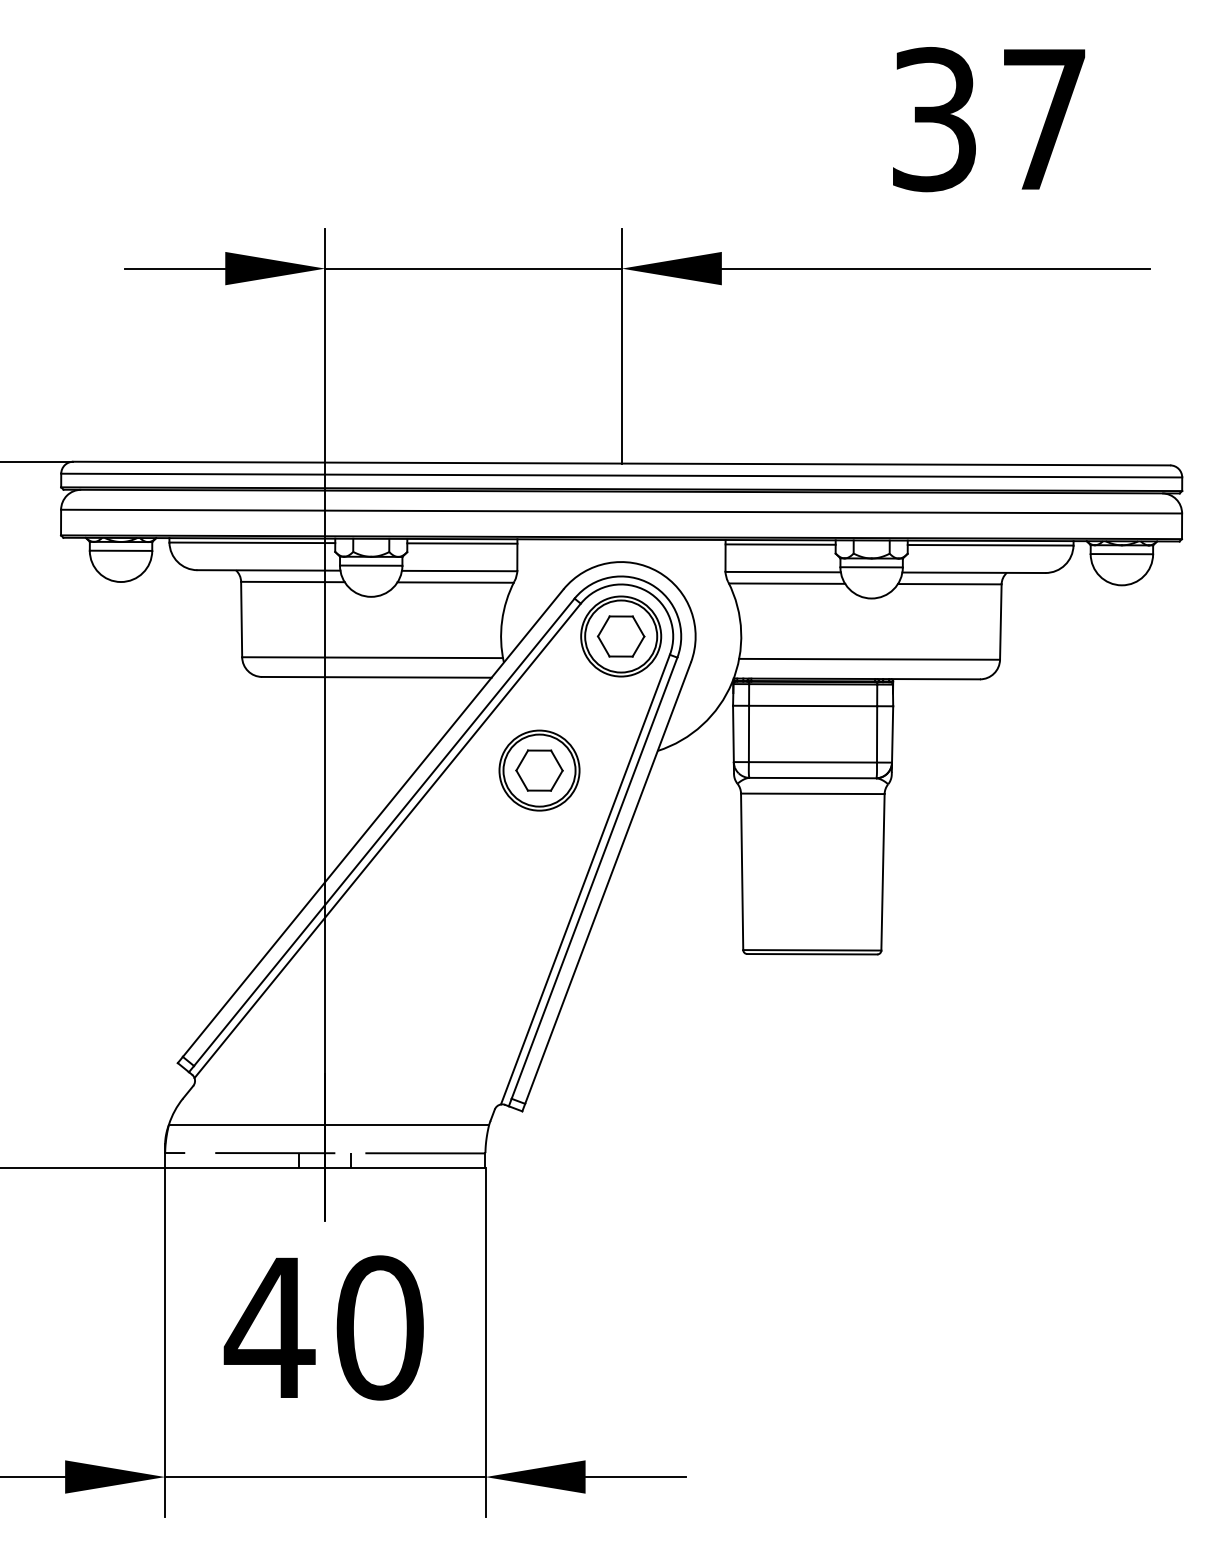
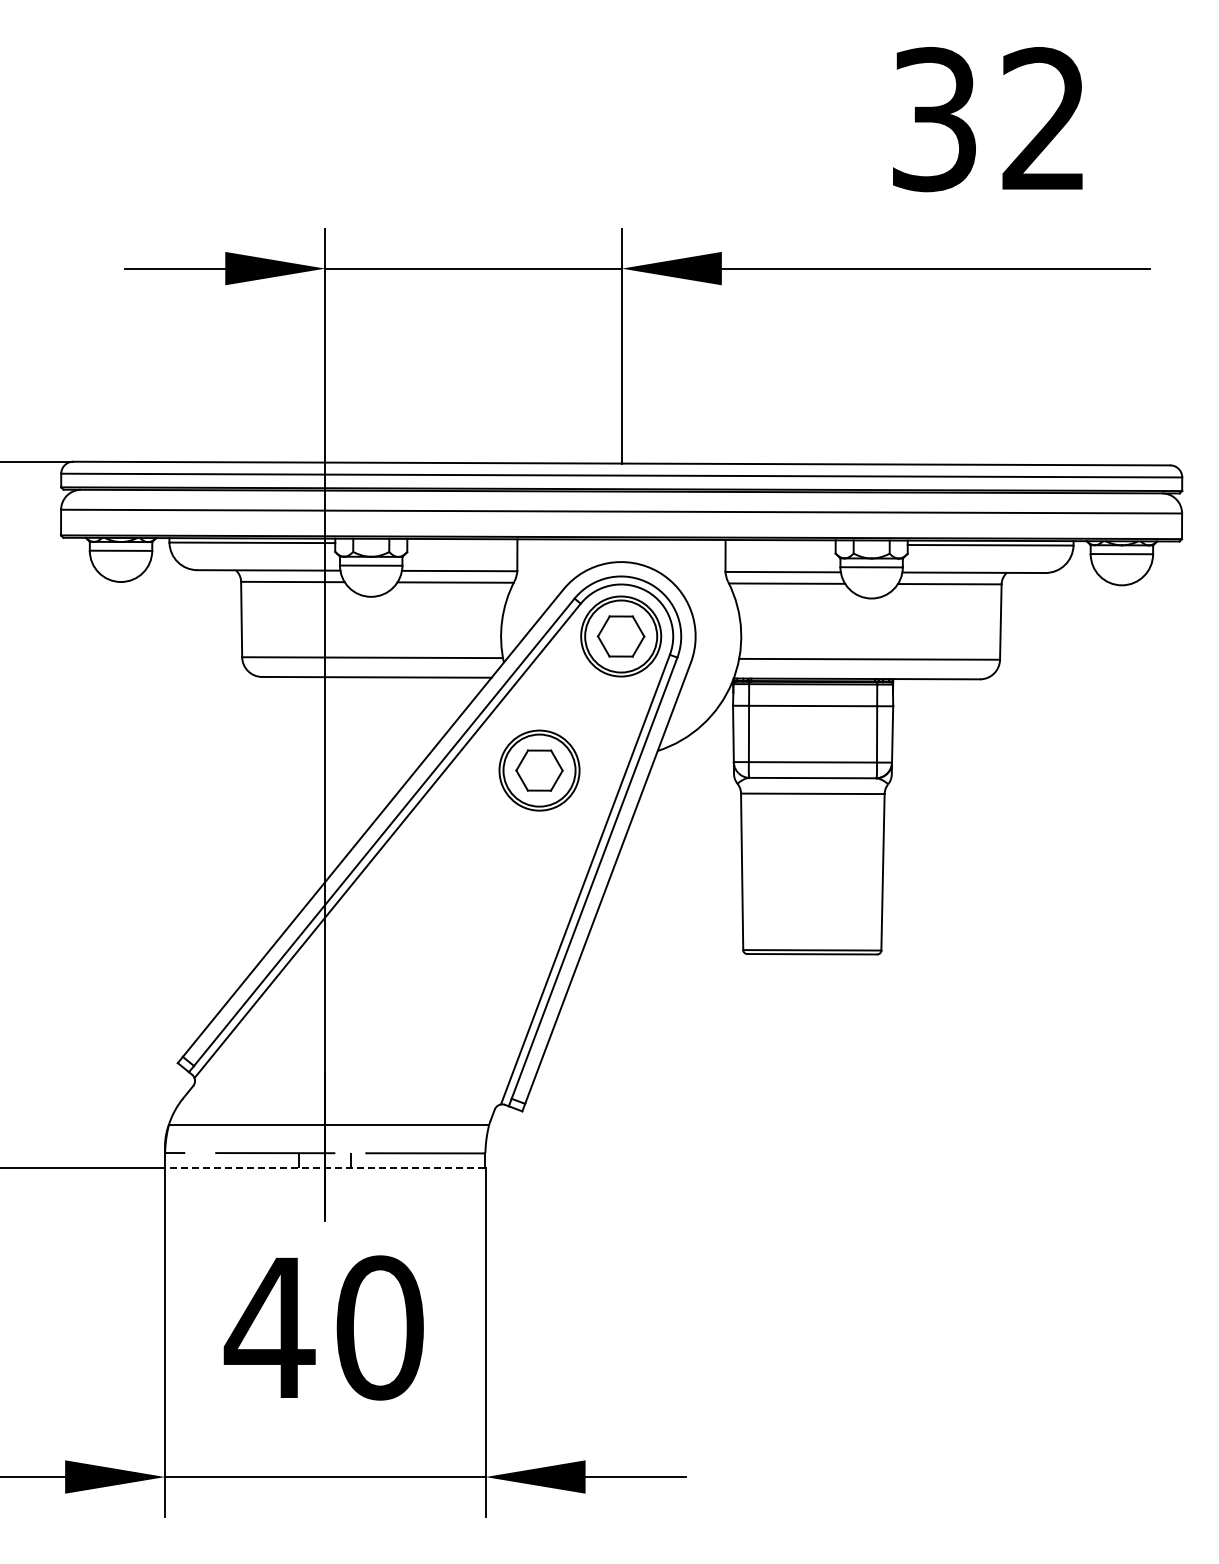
text: 37 -> 32 (1043, 118)
line: present -> none (462, 543)
line: present -> none (780, 544)
line: solid -> dashed (324, 1167)
